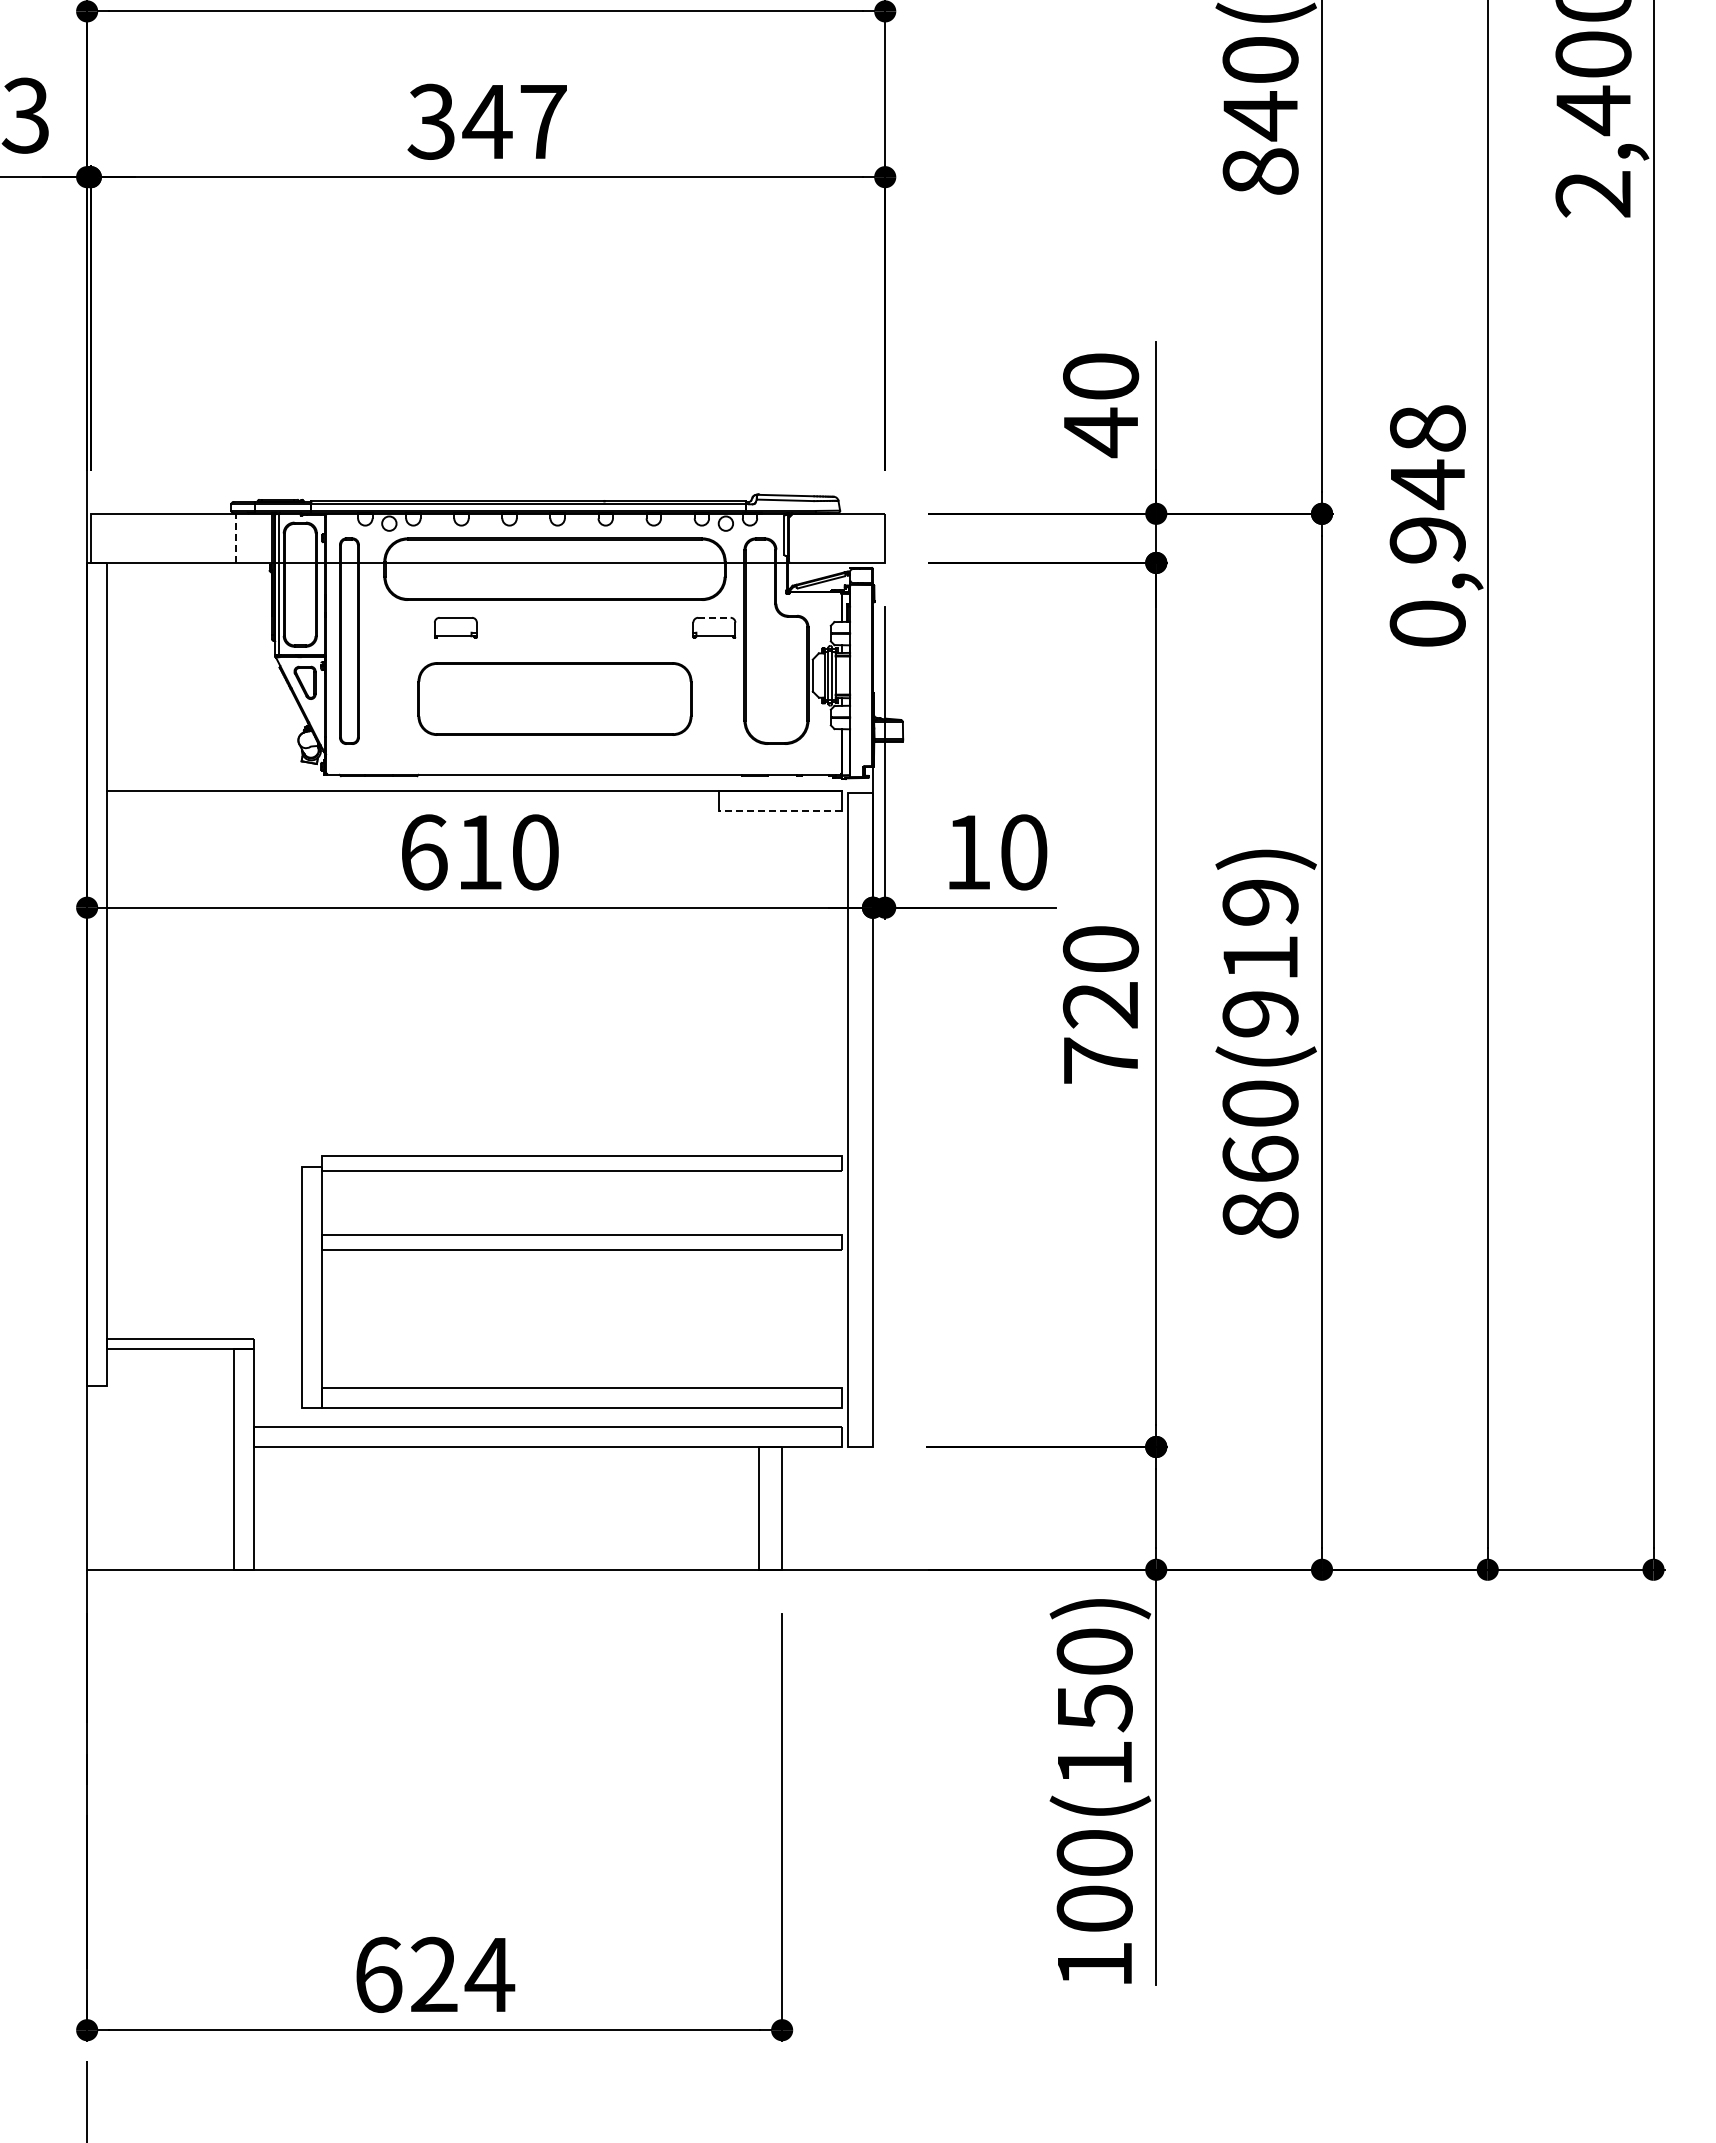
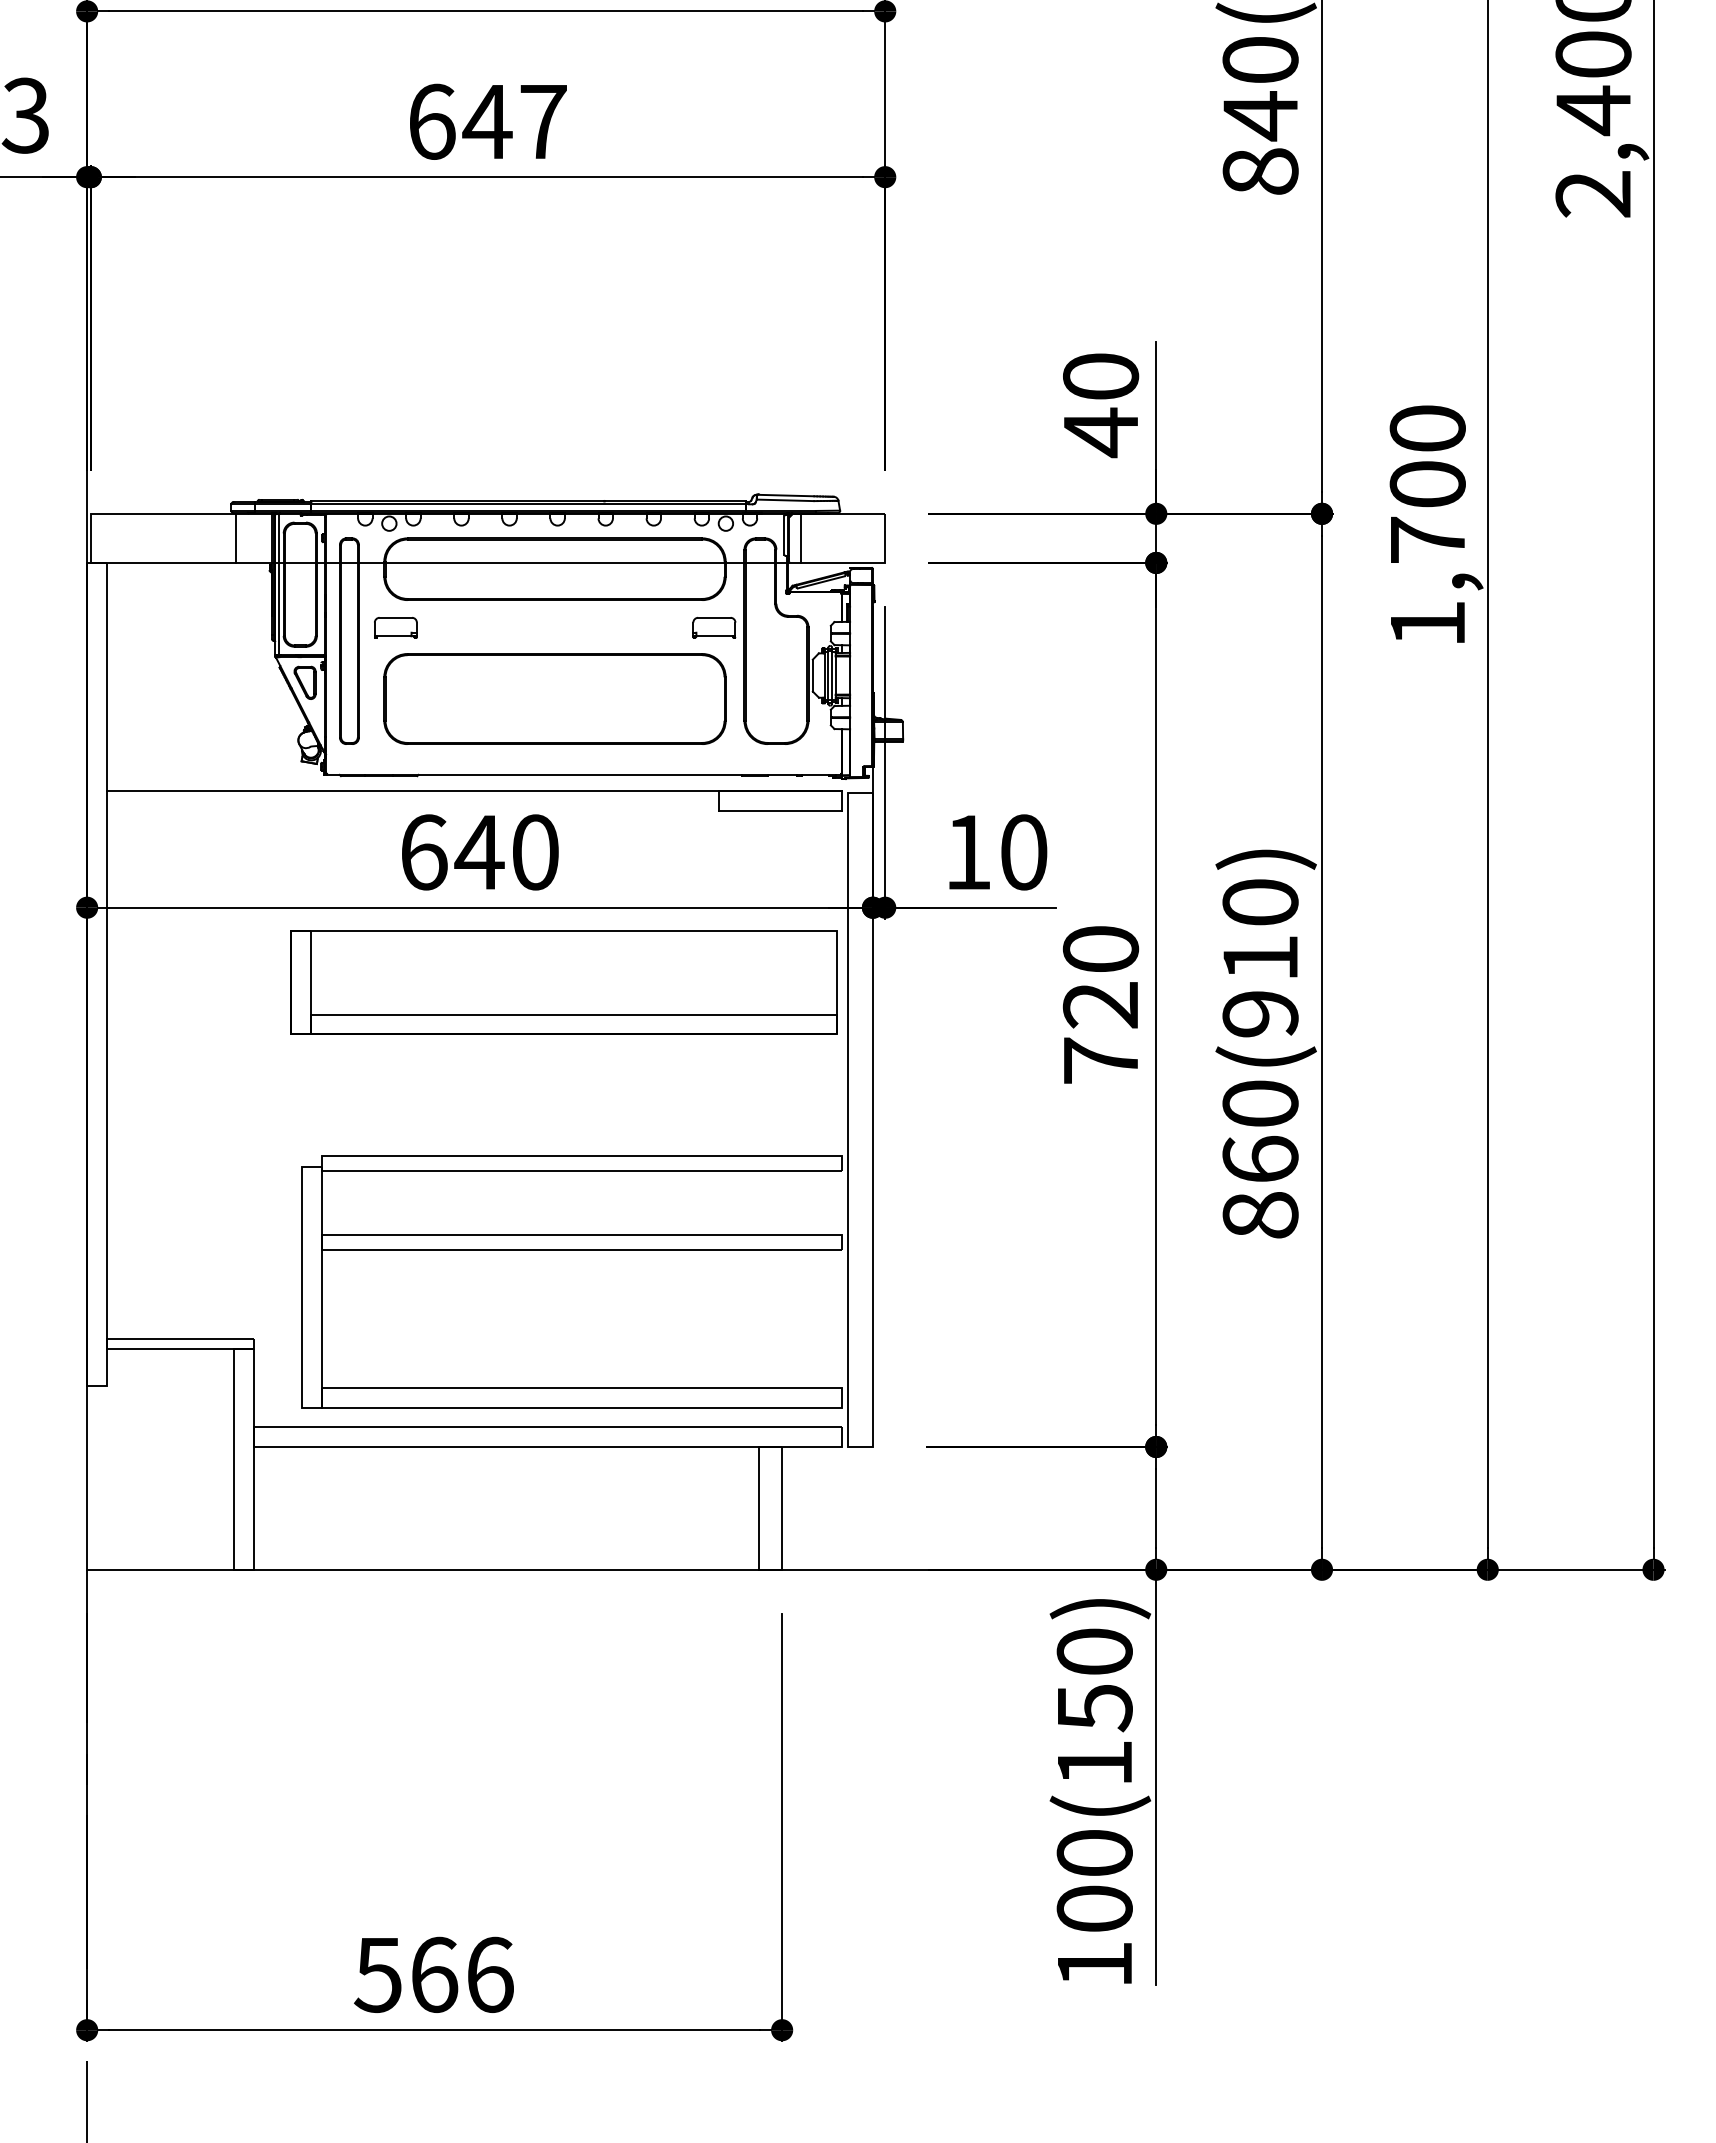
text: 347 -> 647 (431, 121)
text: 0,948 -> 1,700 (1427, 525)
line: none -> present (800, 537)
line: dashed -> solid (235, 538)
line: dashed -> solid (714, 617)
part position: (455, 627) -> (395, 627) (395, 627)
part size: 276x74 px -> 344x92 px (554, 698)
line: dashed -> solid (780, 810)
text: 610 -> 640 (479, 852)
text: 860(919) -> 860(910) (1260, 902)
part: none -> present (563, 982)
text: 624 -> 566 (434, 1974)
